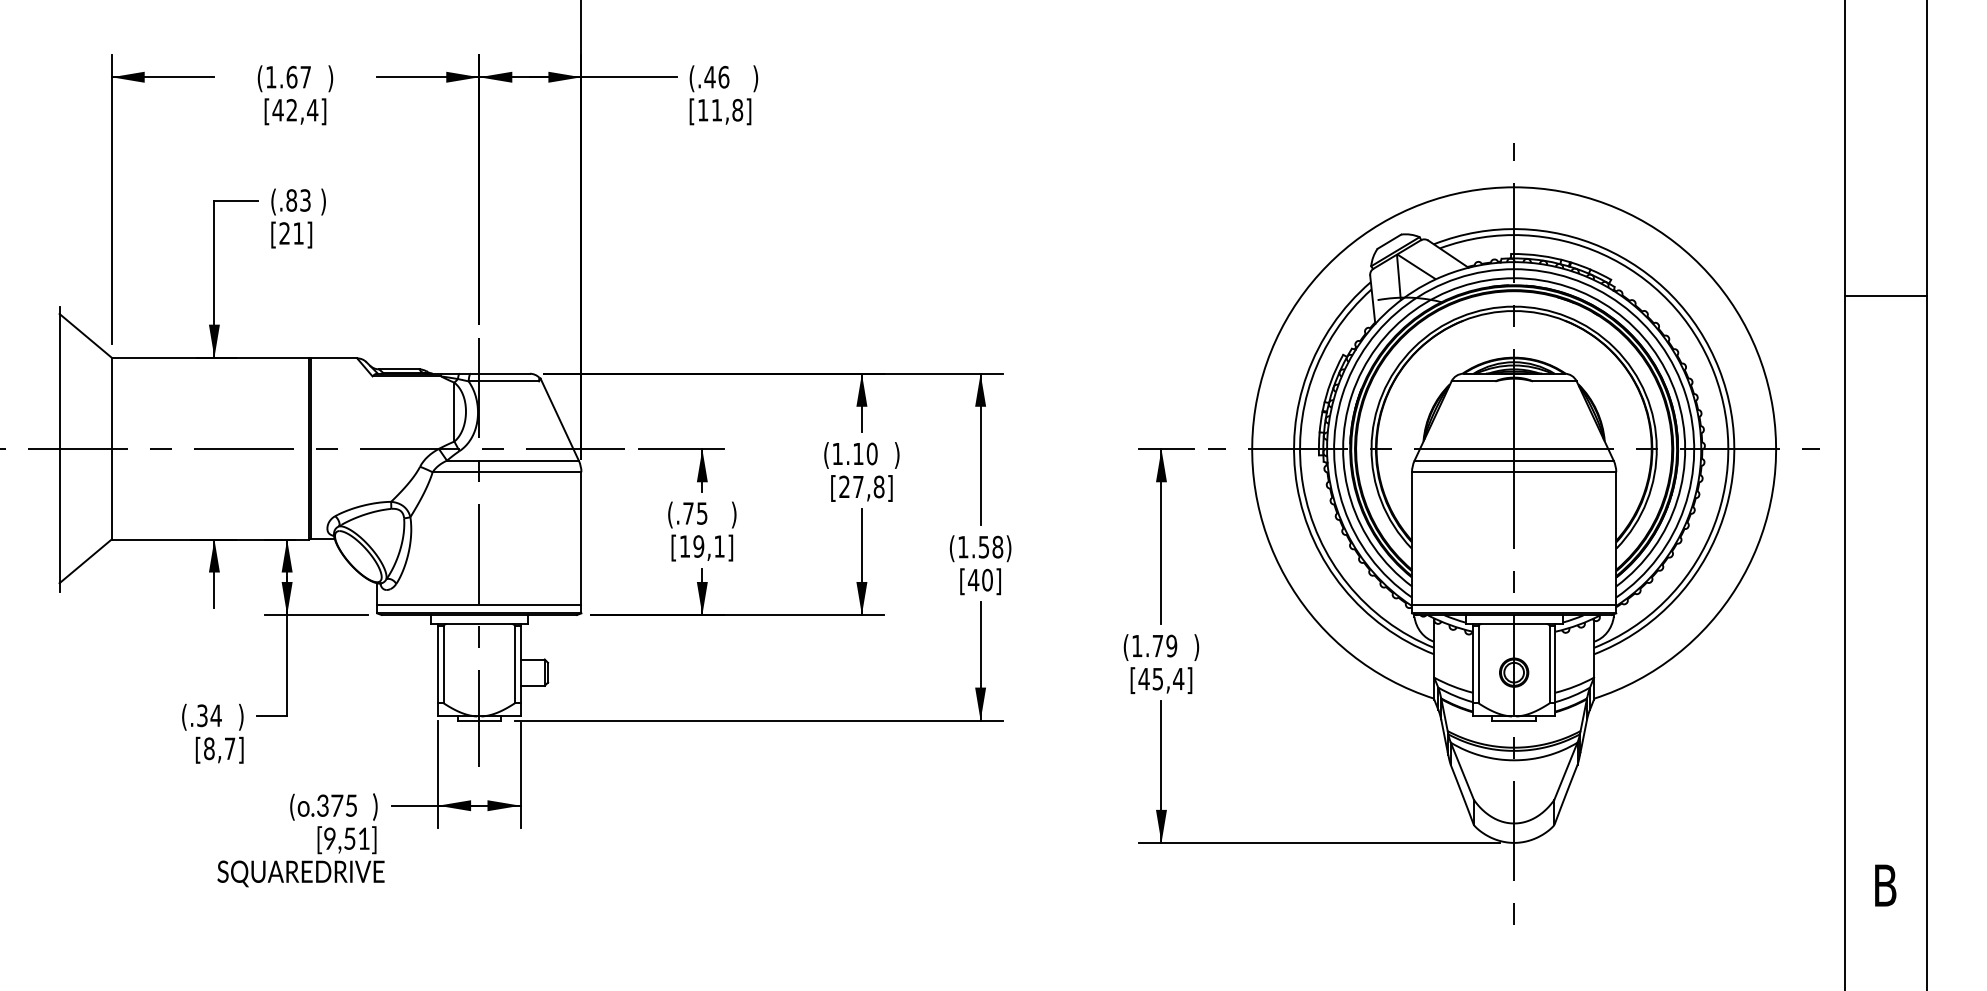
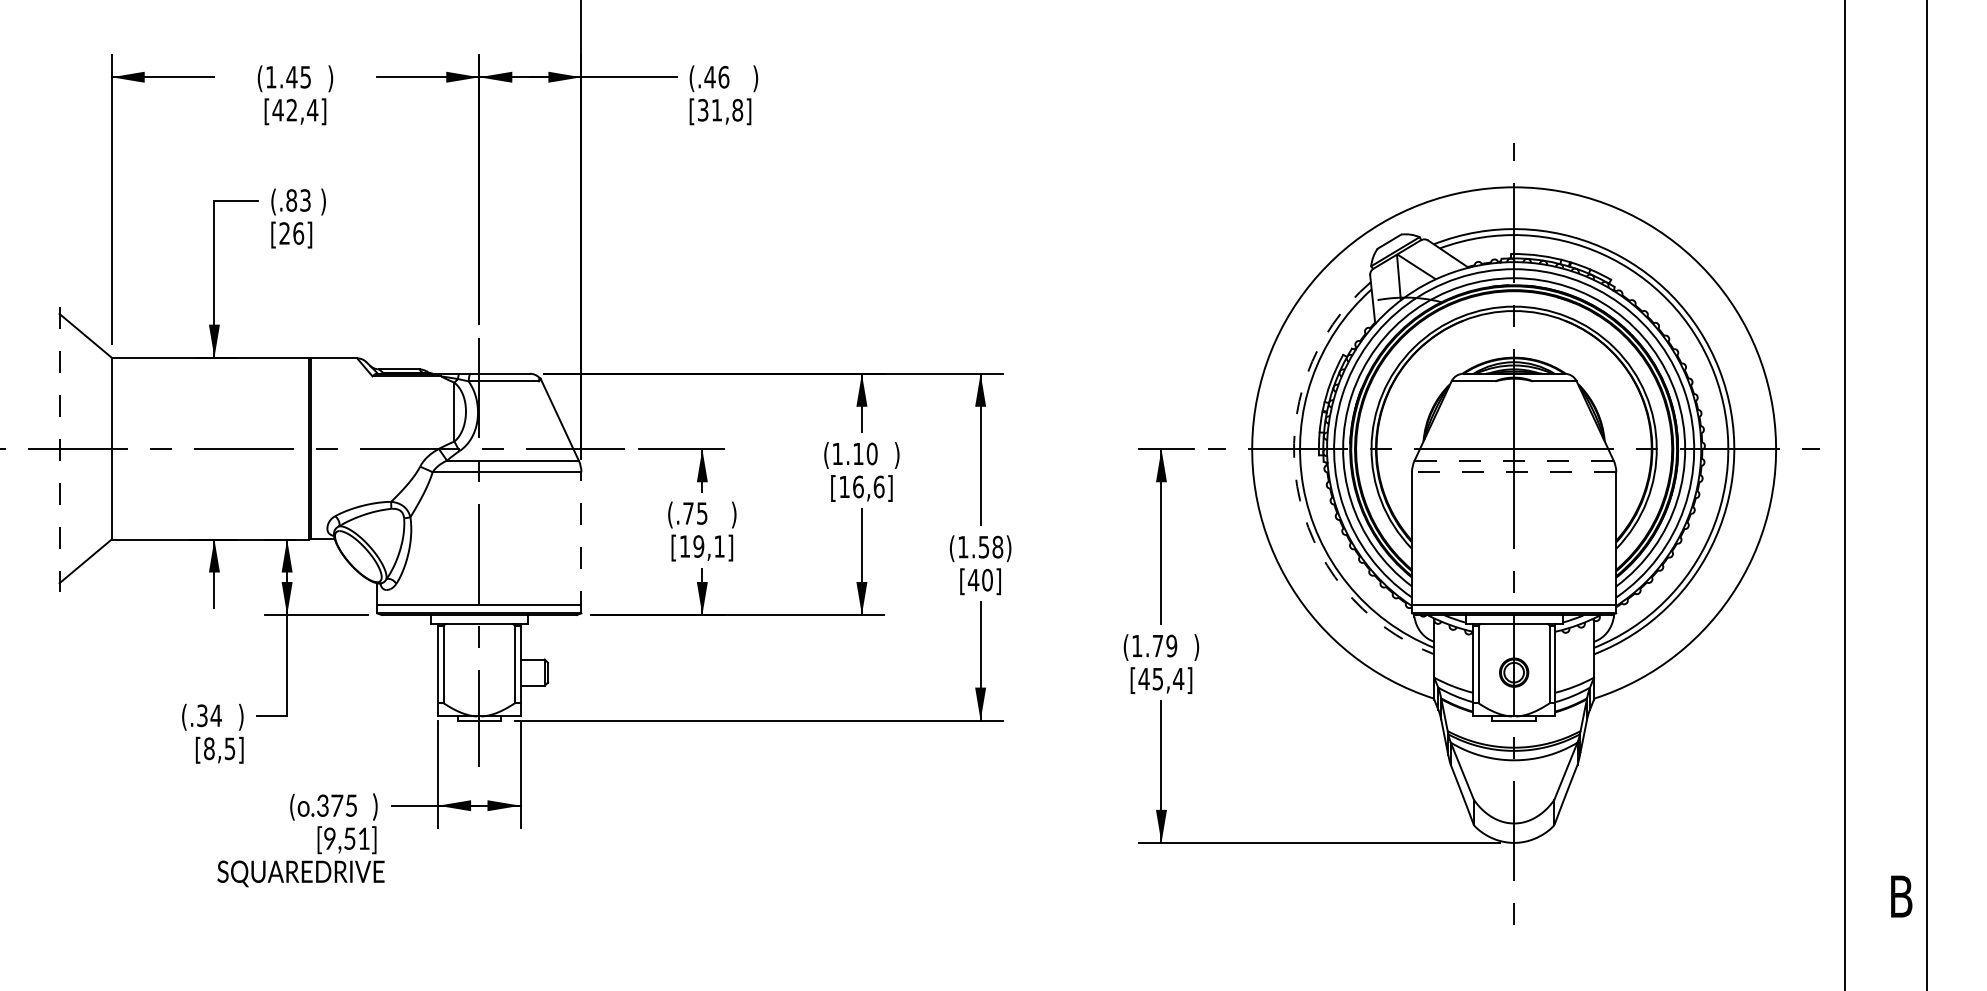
text: (1.67 -> (1.45 (298, 76)
text: [11,8] -> [31,8] (703, 109)
text: [21] -> [26] (298, 233)
line: present -> none (1885, 296)
line: solid -> dashed (59, 449)
line: solid -> dashed (1514, 460)
line: solid -> dashed (1513, 472)
text: [27,8] -> [16,6] (861, 486)
arc: solid -> dashed (1297, 486)
line: solid -> dashed (581, 542)
text: [8,7] -> [8,5] (229, 748)
text position: (1885, 885) -> (1901, 896) (1901, 896)
